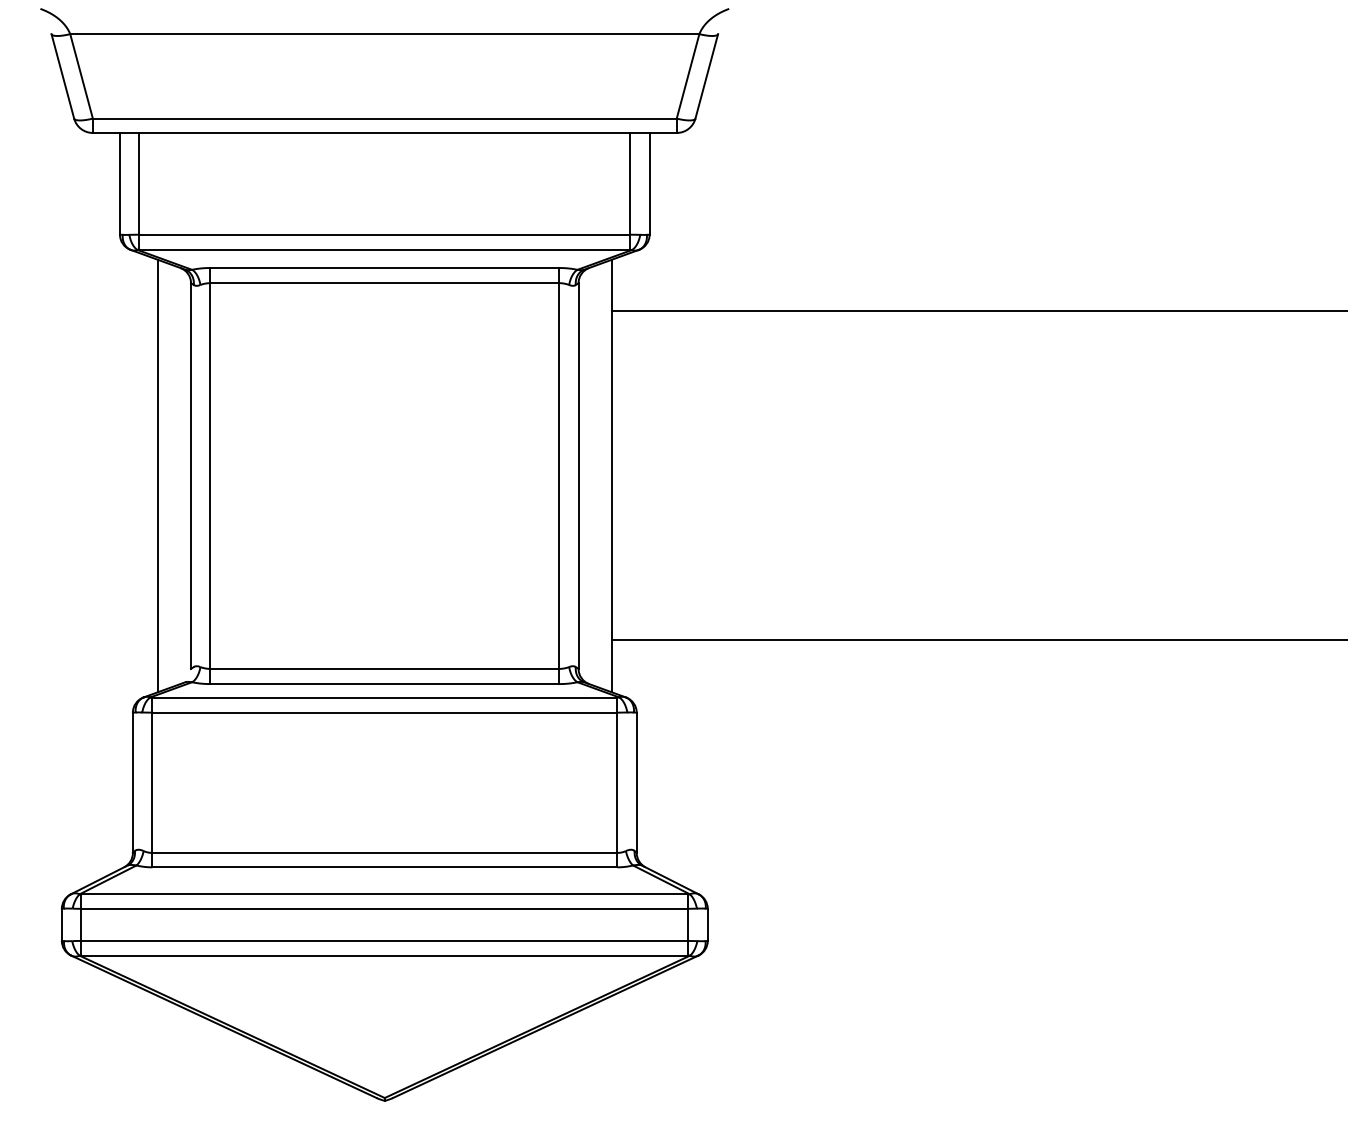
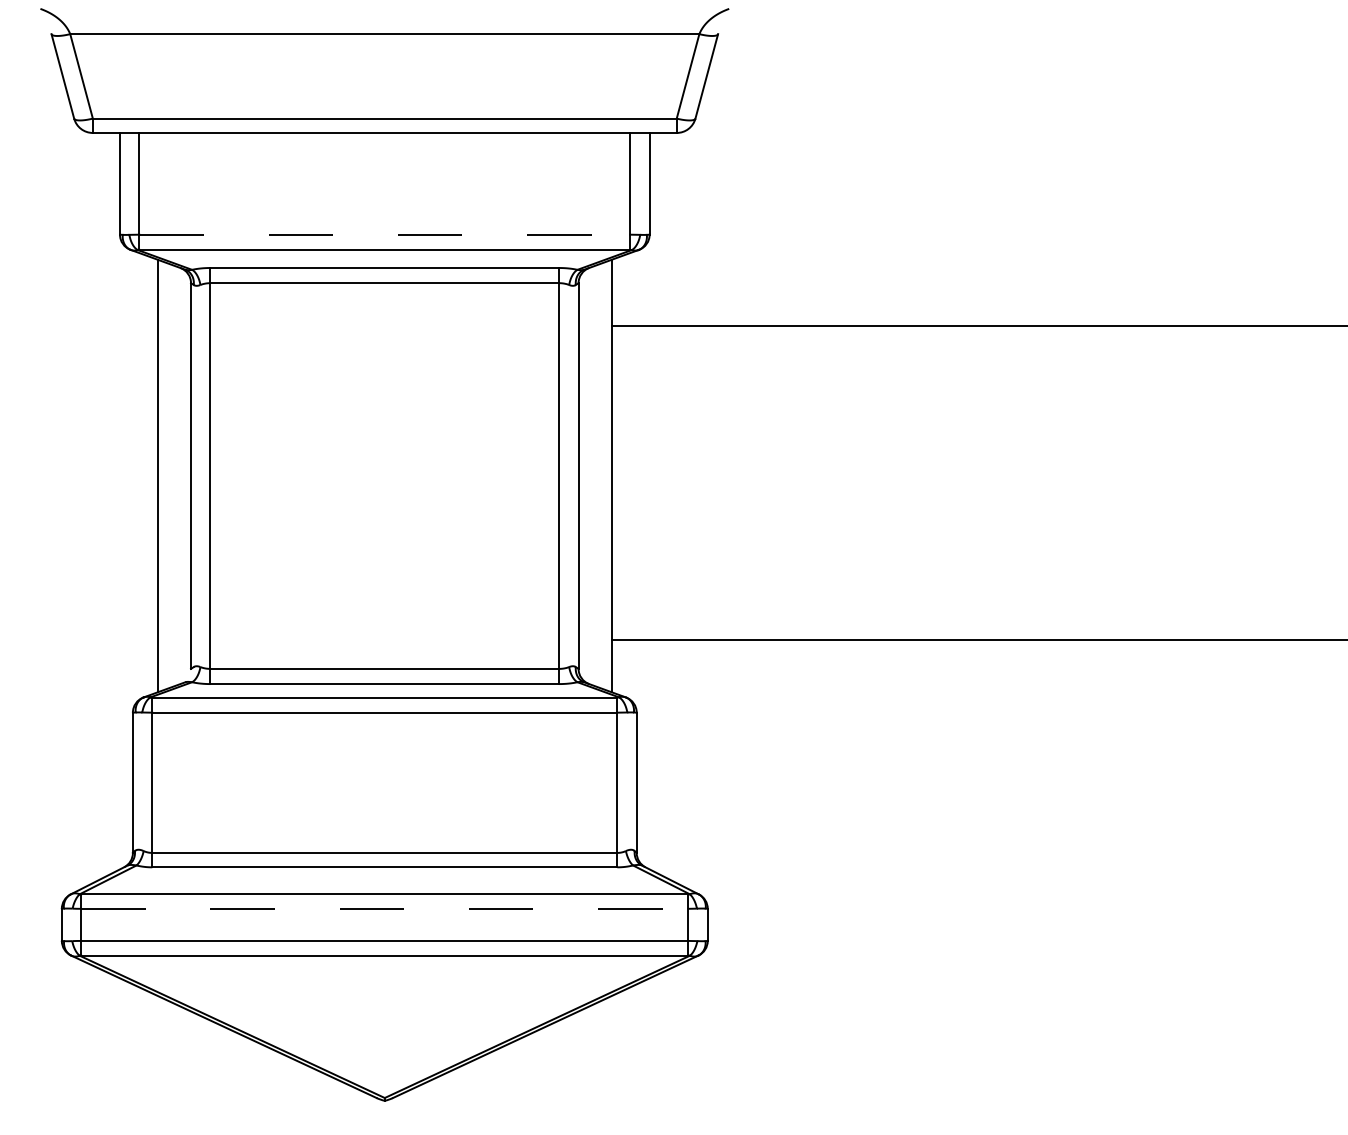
line: solid -> dashed (385, 234)
line position: (977, 310) -> (977, 325) (977, 325)
line: solid -> dashed (384, 908)
